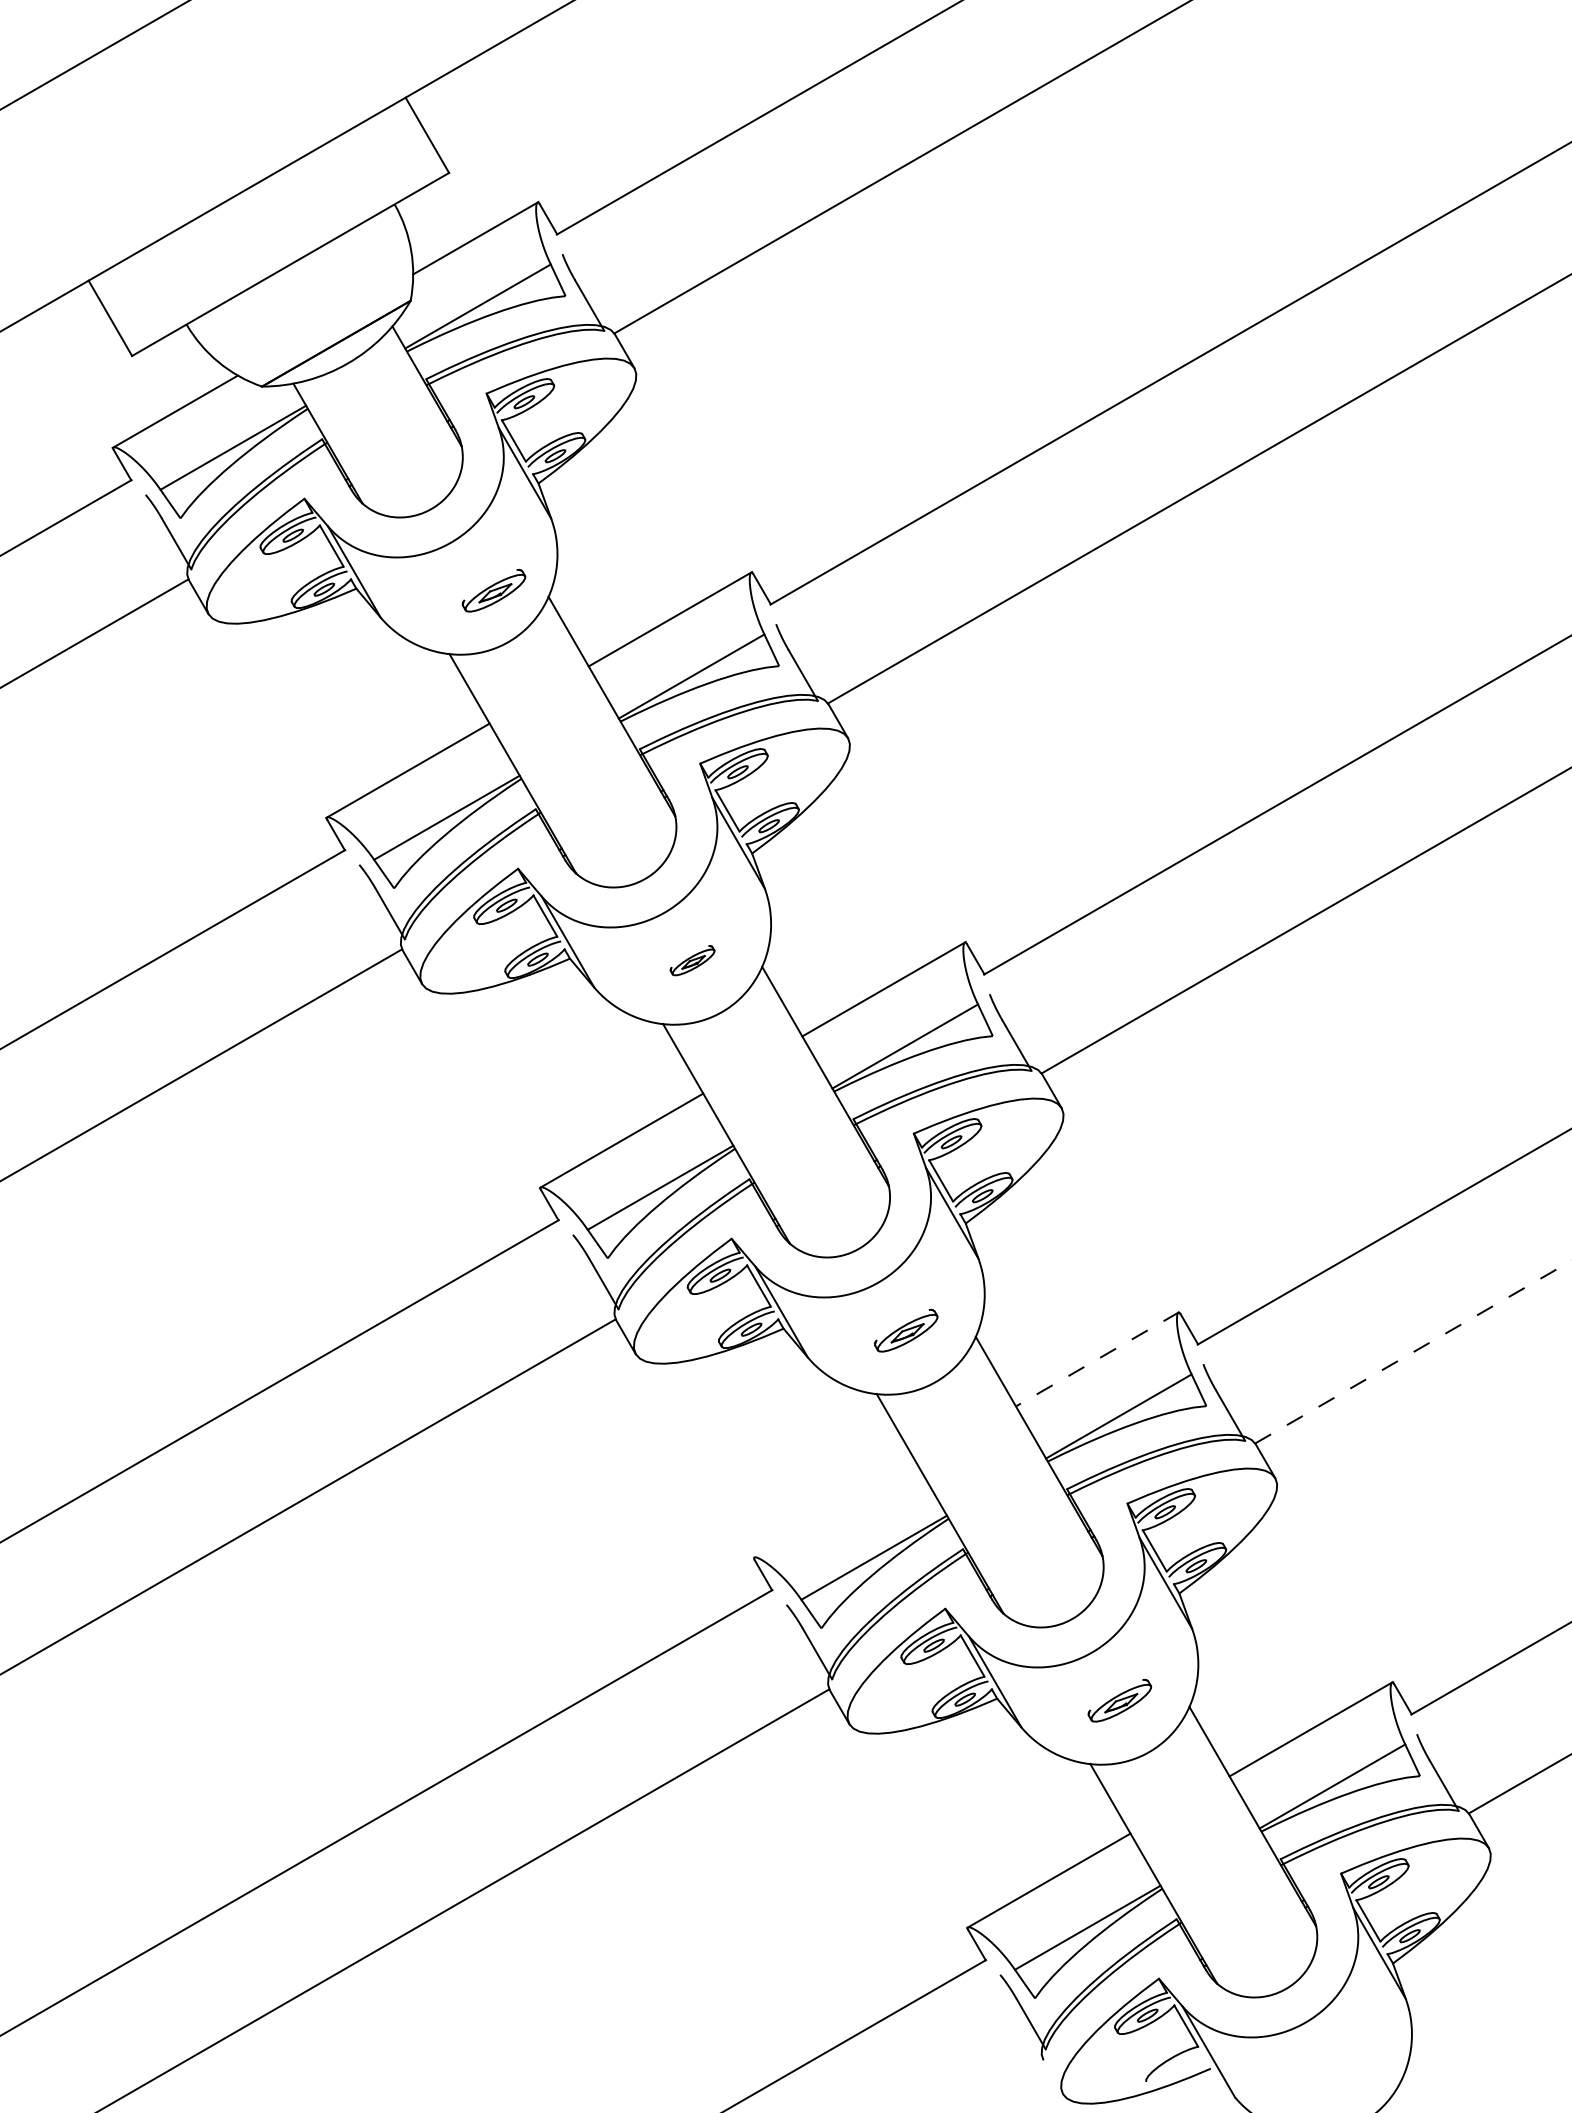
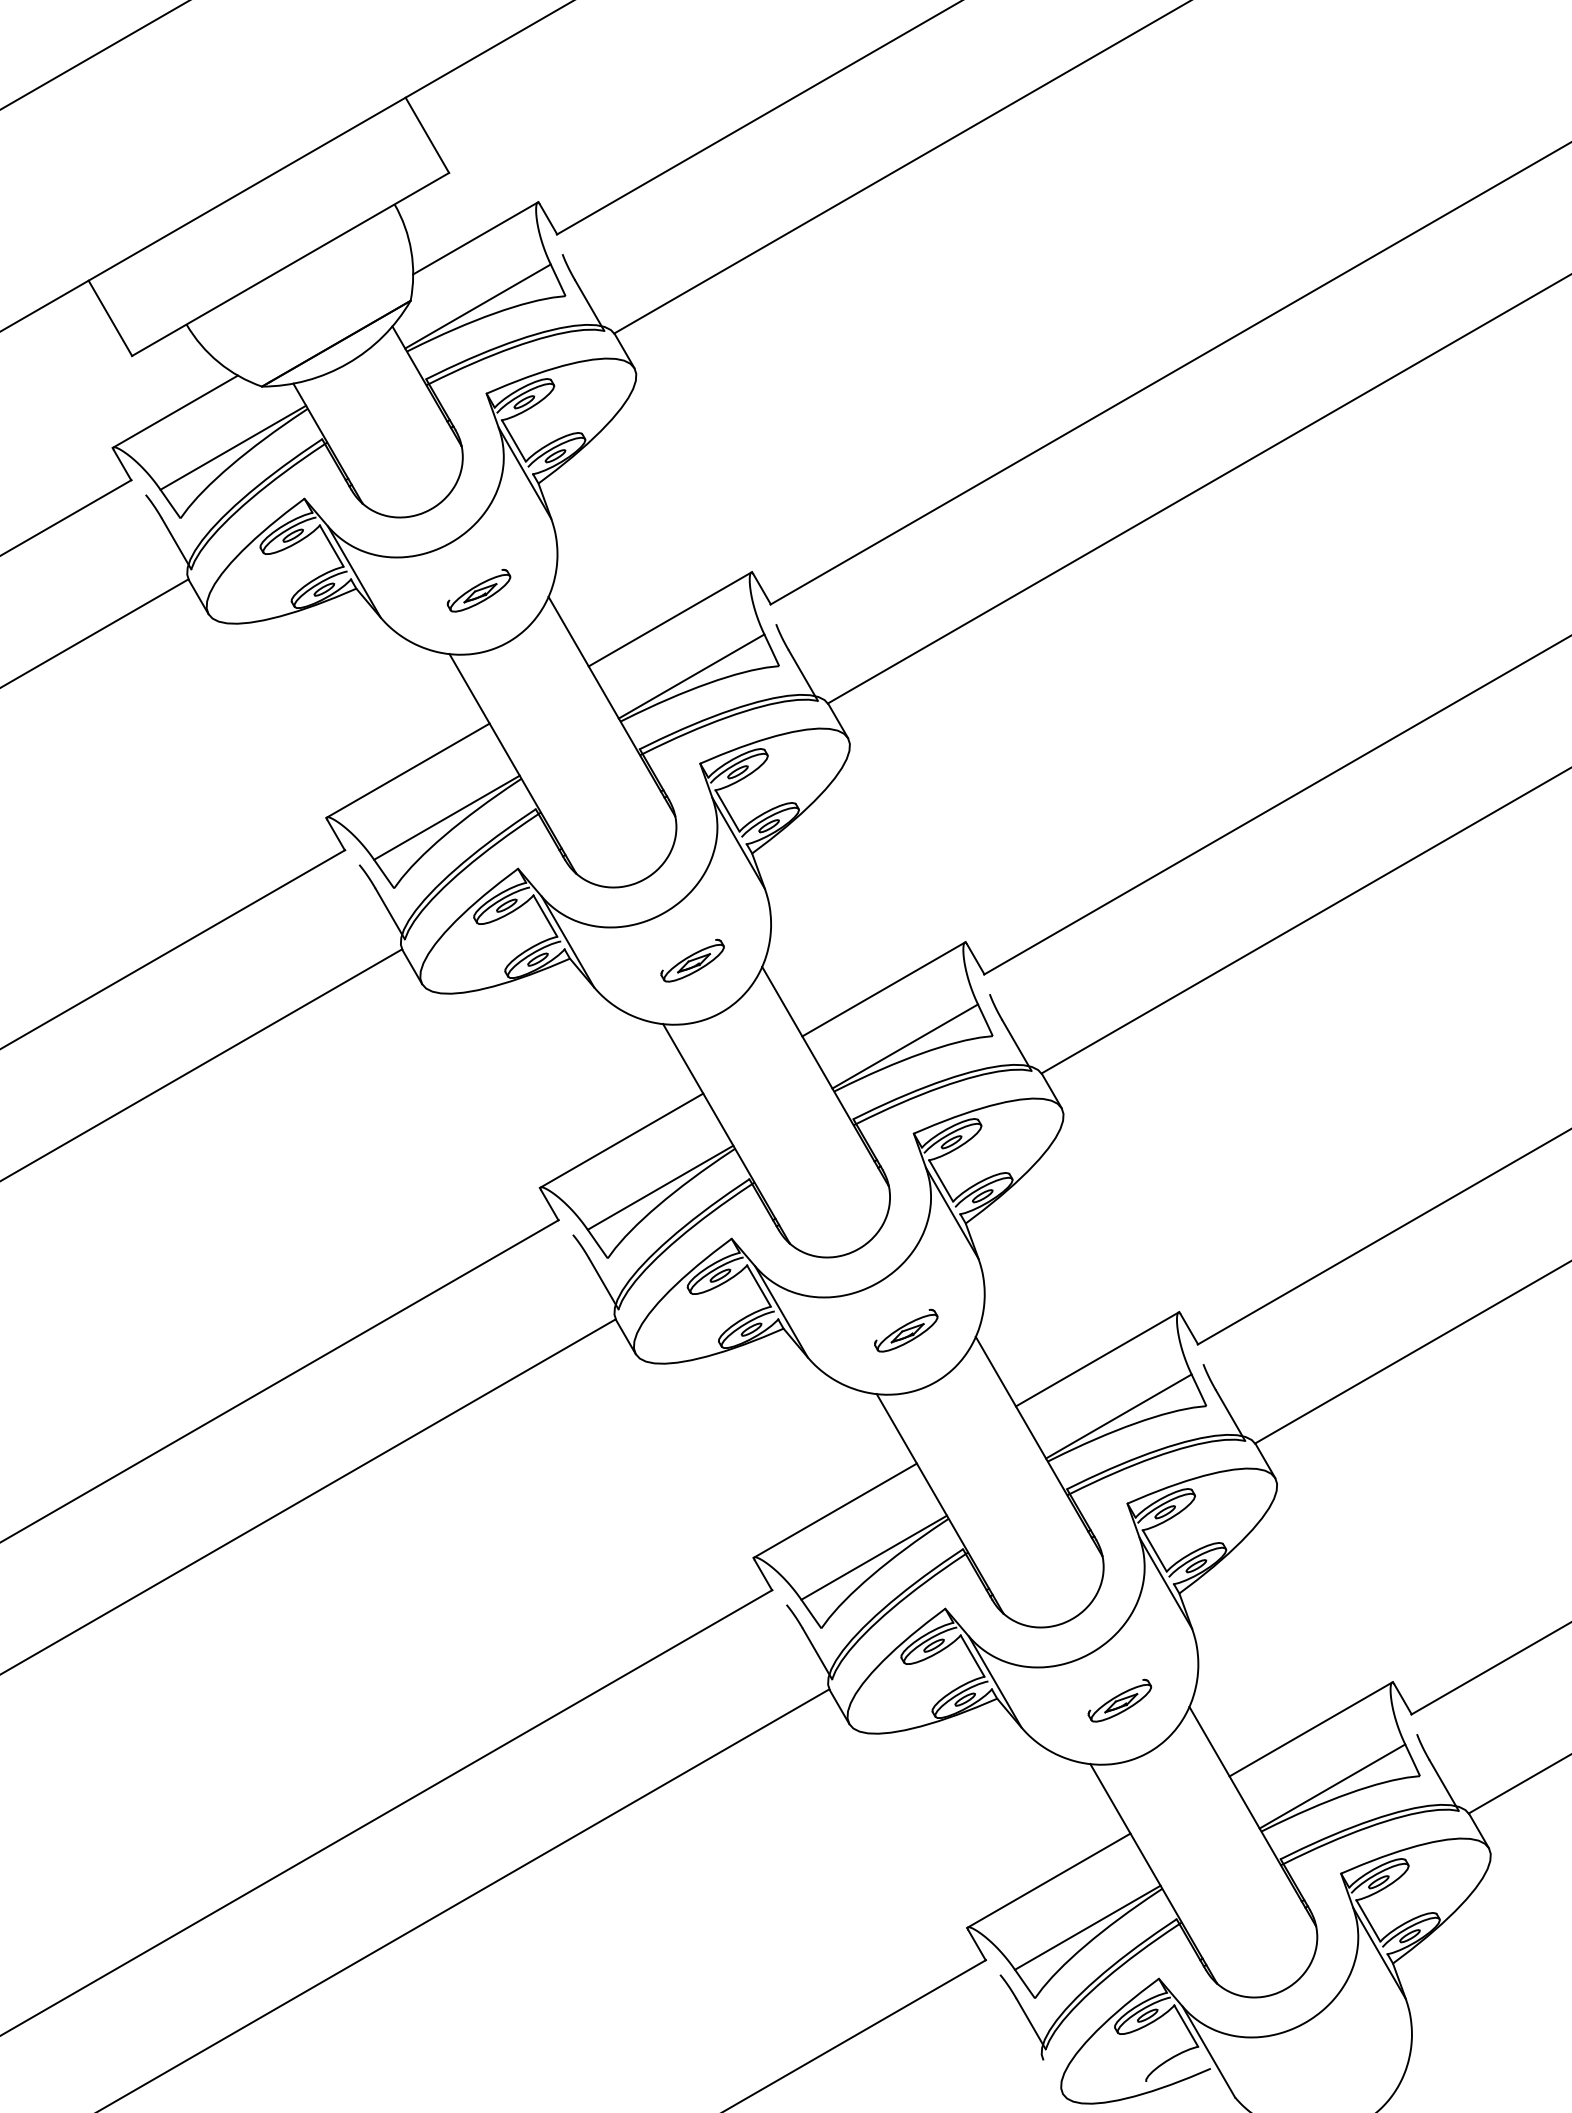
part position: (493, 590) -> (478, 590) (478, 590)
part size: 47x32 px -> 65x45 px (692, 960)
line: dashed -> solid (1413, 1351)
line: dashed -> solid (1097, 1359)
line: none -> present (834, 1510)
